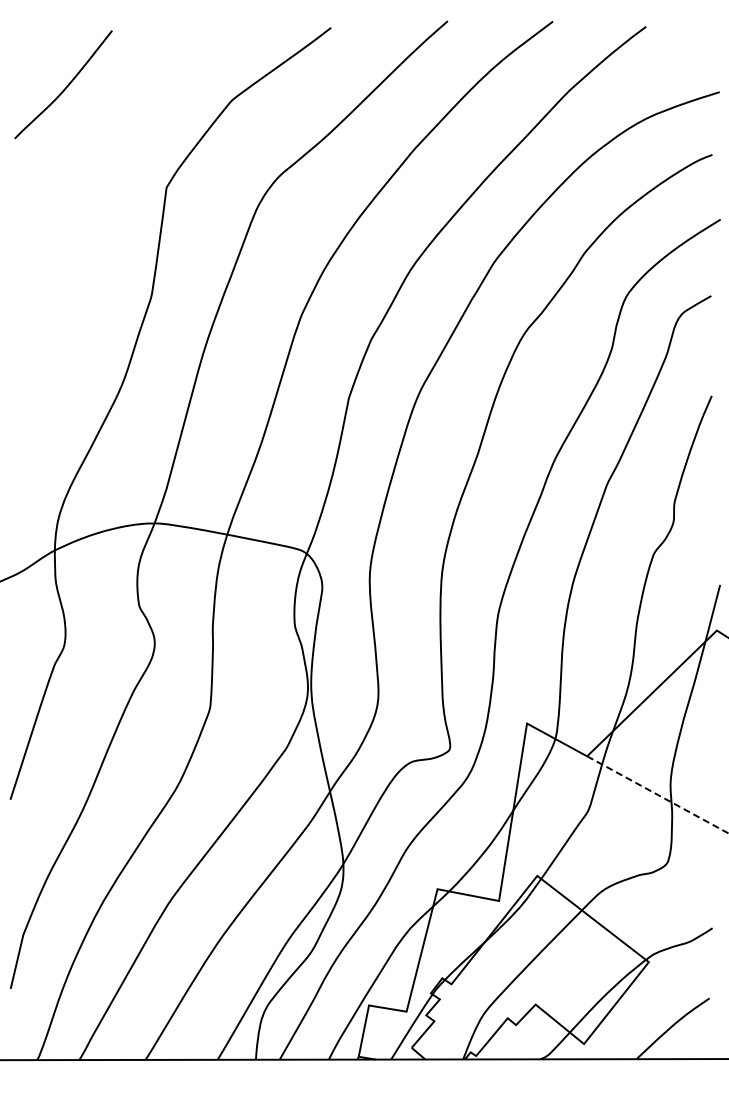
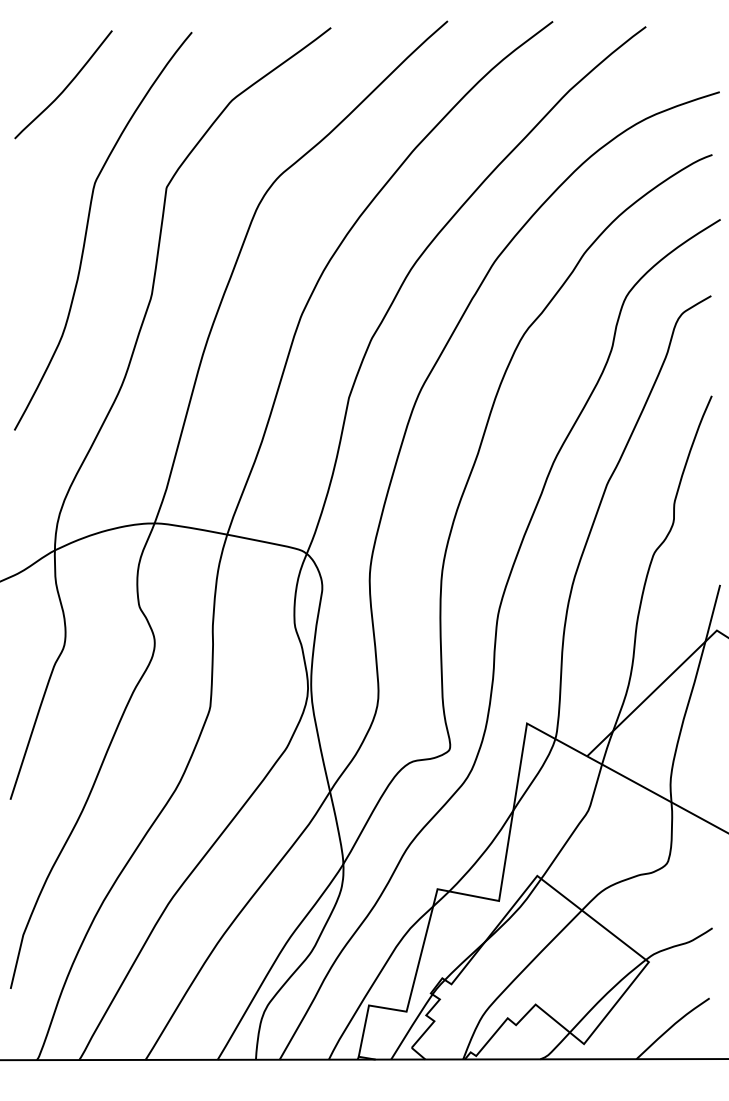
curve: none -> present (88, 225)
line: dashed -> solid (658, 795)
